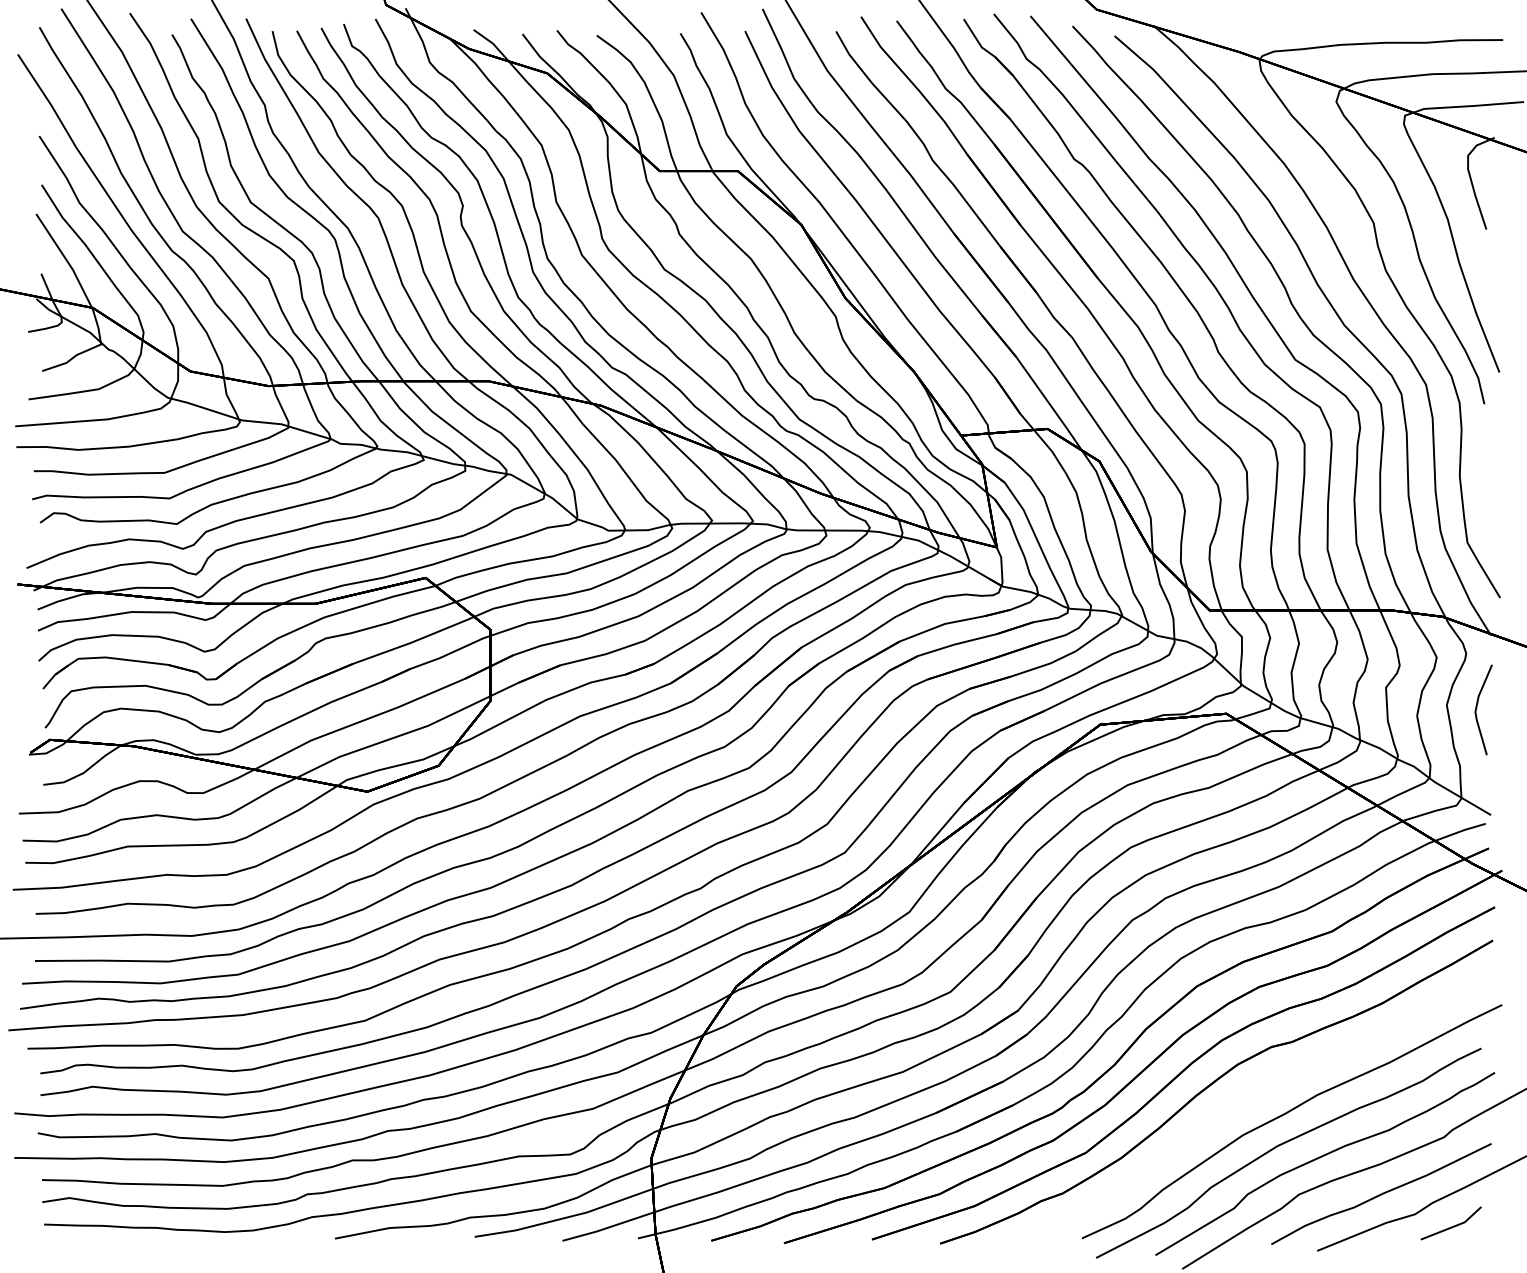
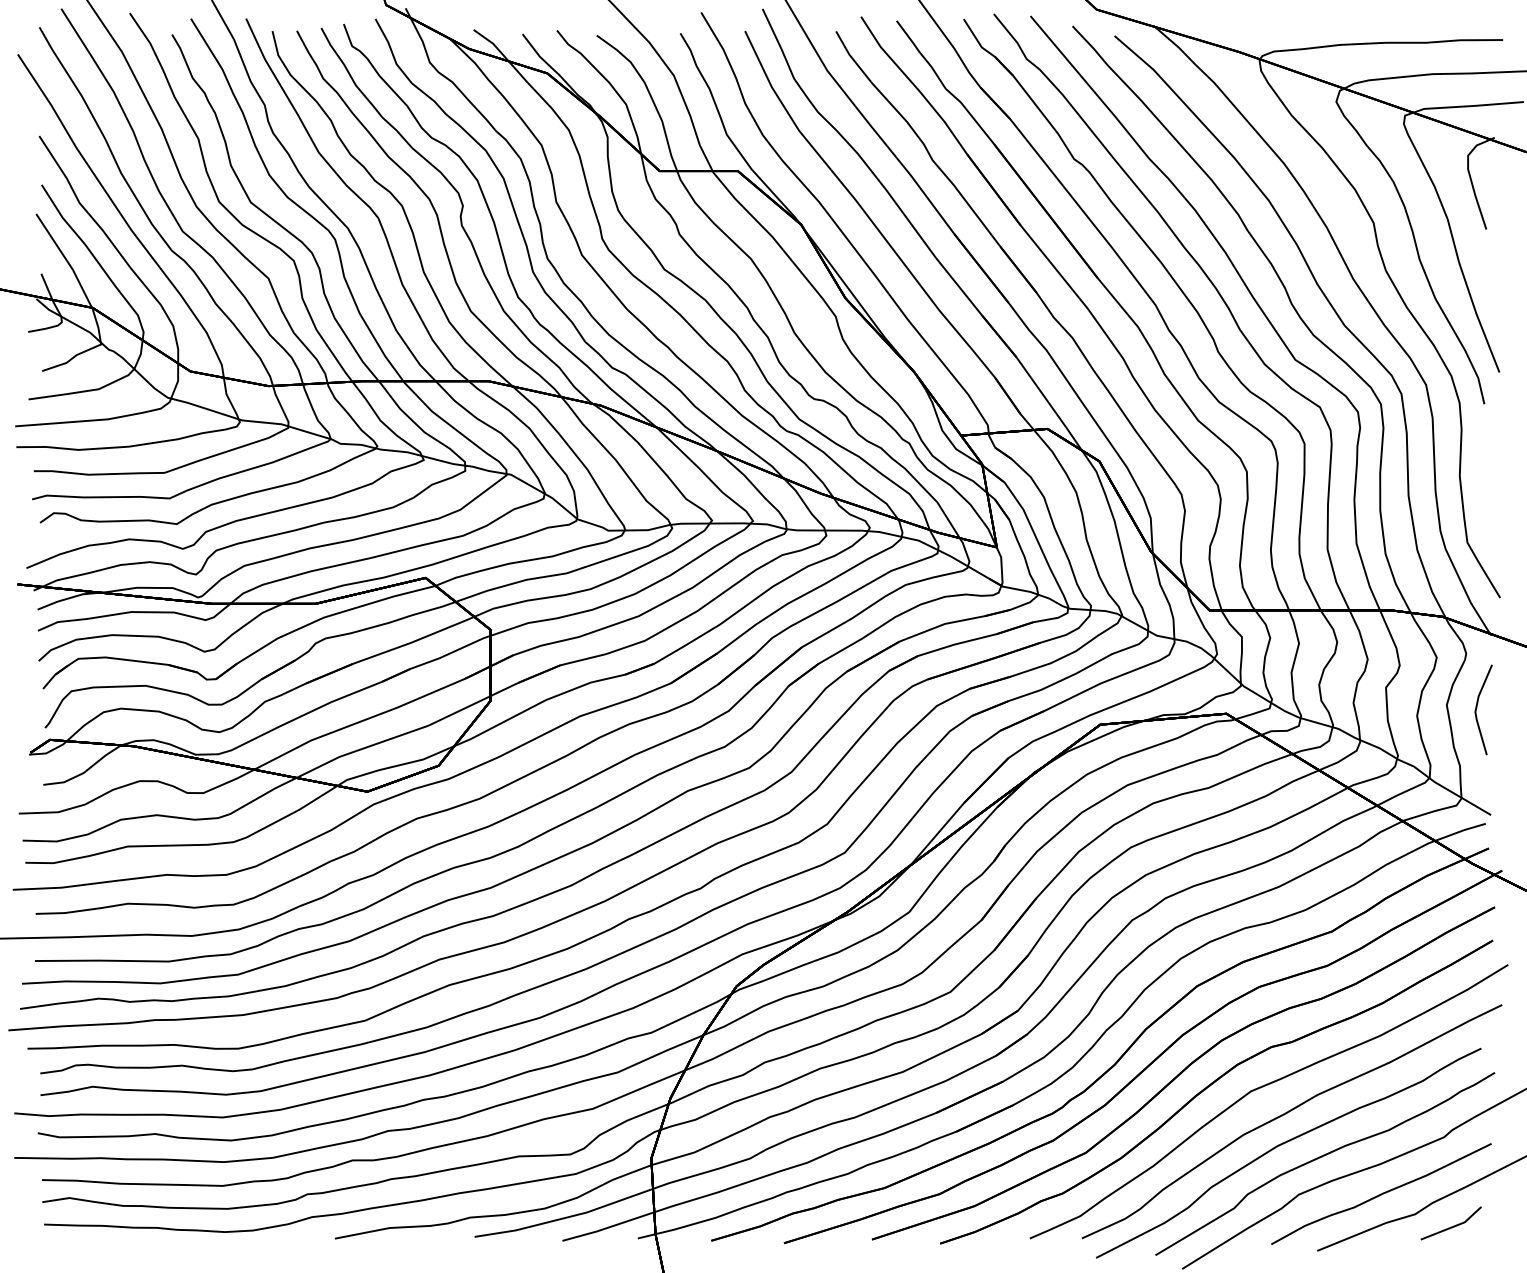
part: none -> present (1263, 1087)
